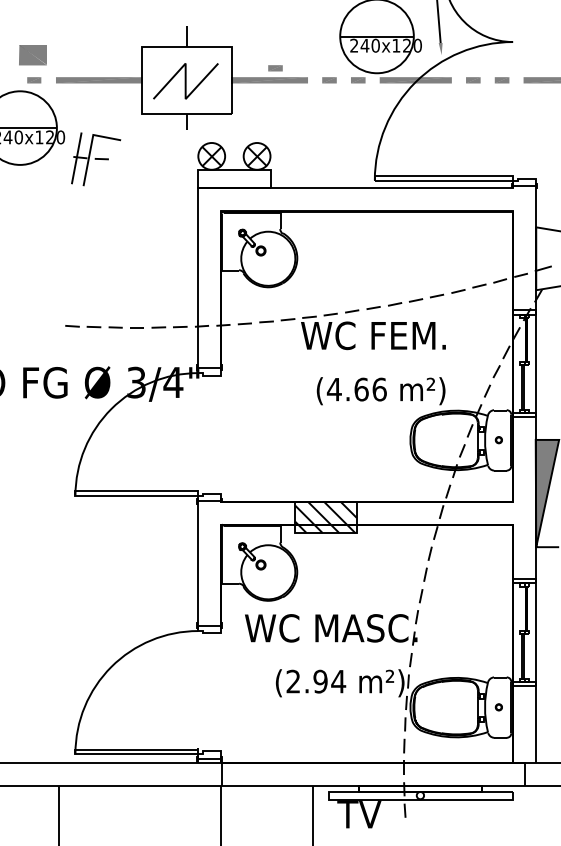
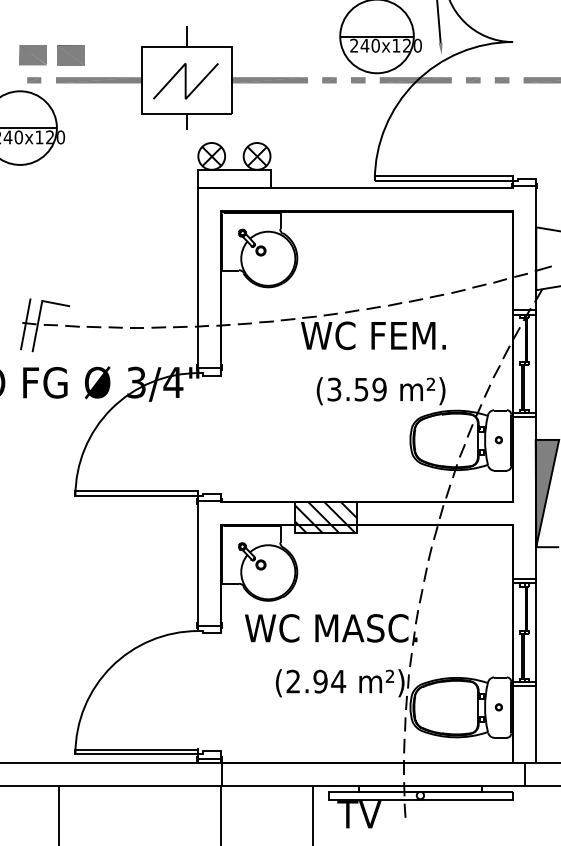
part: none -> present (70, 55)
part: present -> none (275, 68)
part position: (96, 159) -> (45, 325) (45, 325)
text: (4.66 -> (3.59 (356, 389)
